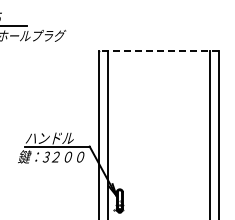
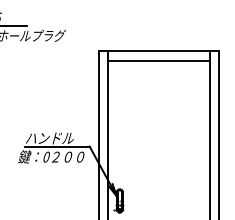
line: dashed -> solid (159, 50)
line: none -> present (158, 60)
text: 3 -> 0 (45, 157)
